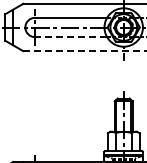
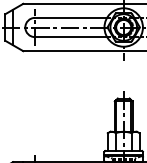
line: dashed -> solid (70, 37)
line: dashed -> solid (84, 51)
